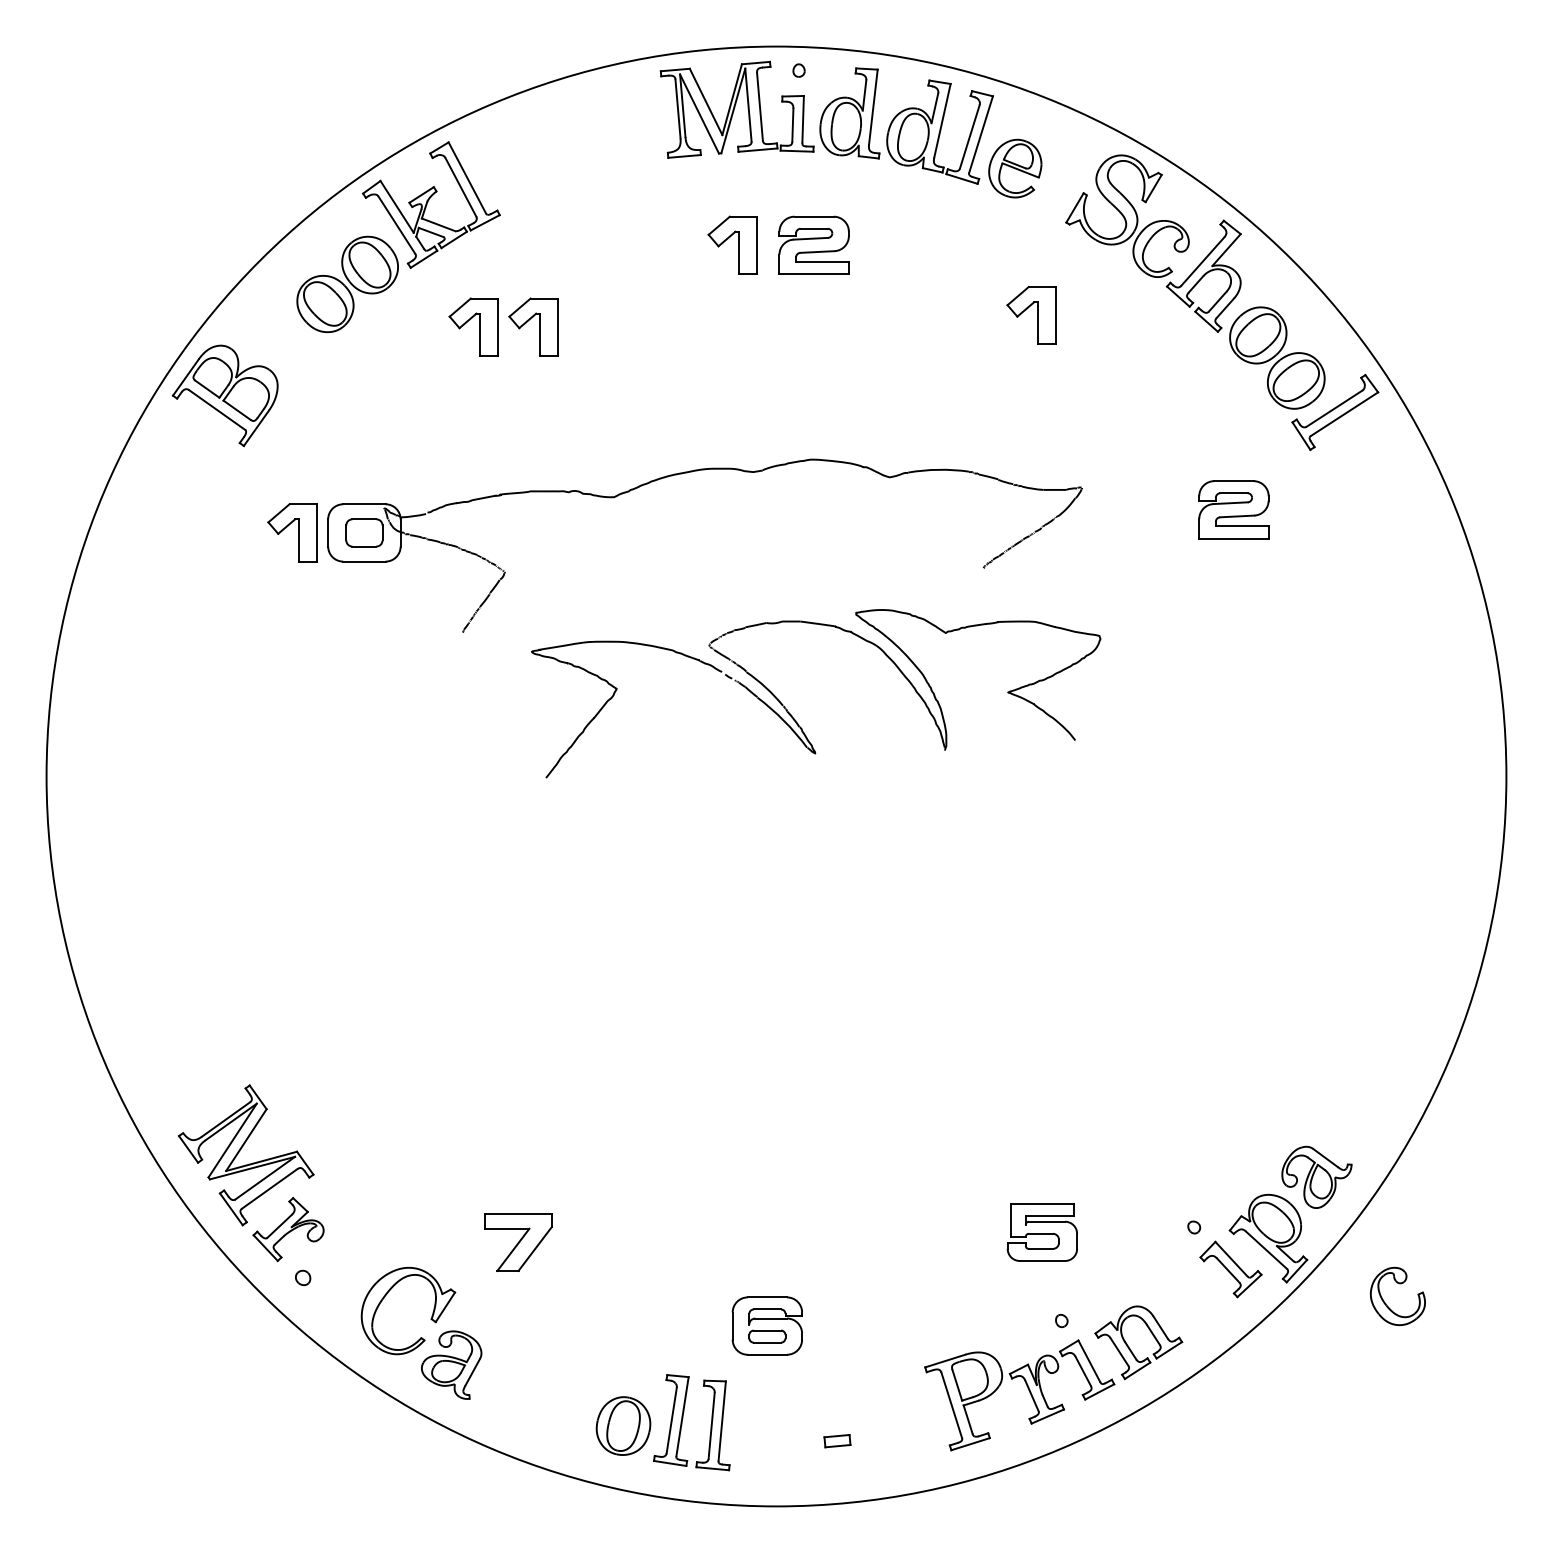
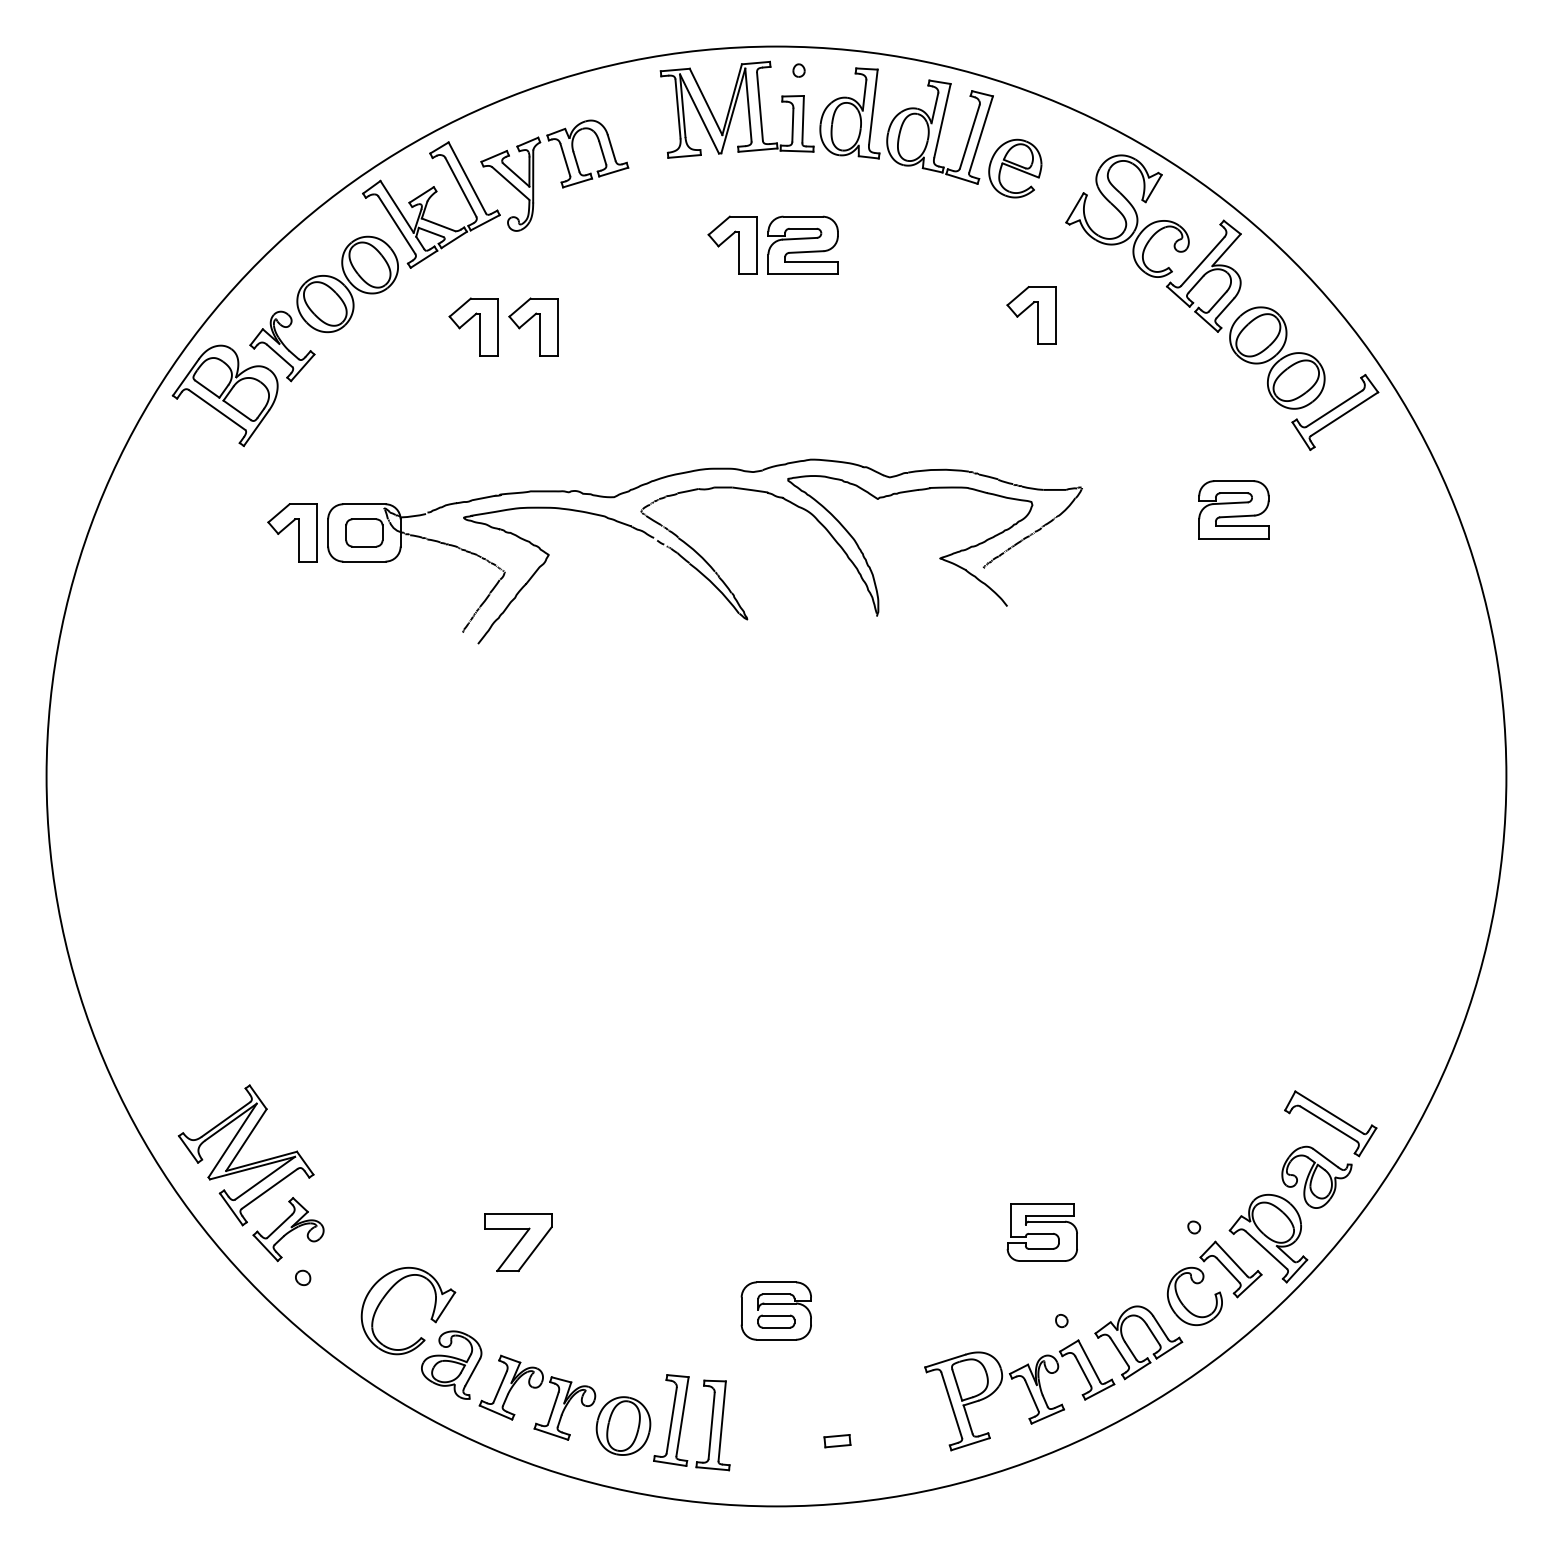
part: none -> present (560, 181)
part position: (813, 244) -> (802, 244) (802, 244)
part: none -> present (282, 346)
part position: (792, 715) -> (724, 581) (724, 581)
part: none -> present (1330, 1123)
part position: (1399, 1284) -> (1196, 1284) (1196, 1284)
part position: (766, 1325) -> (775, 1310) (775, 1310)
part: none -> present (537, 1388)
